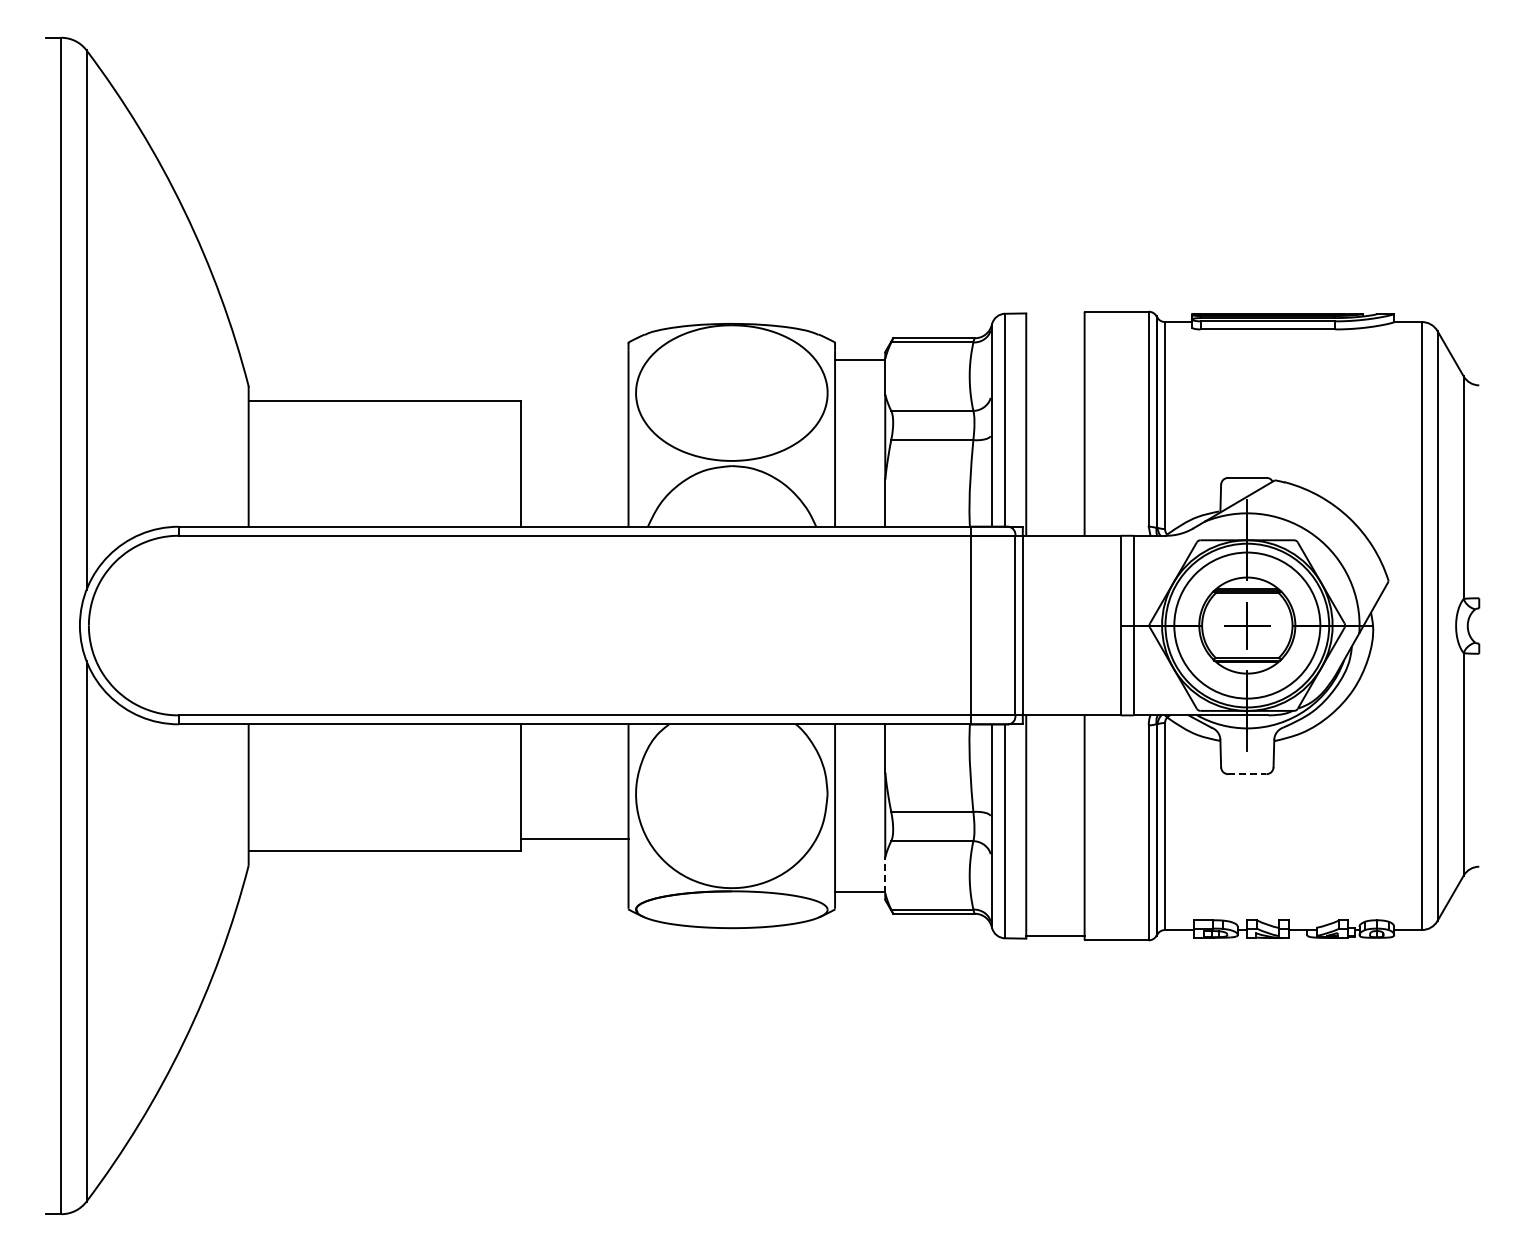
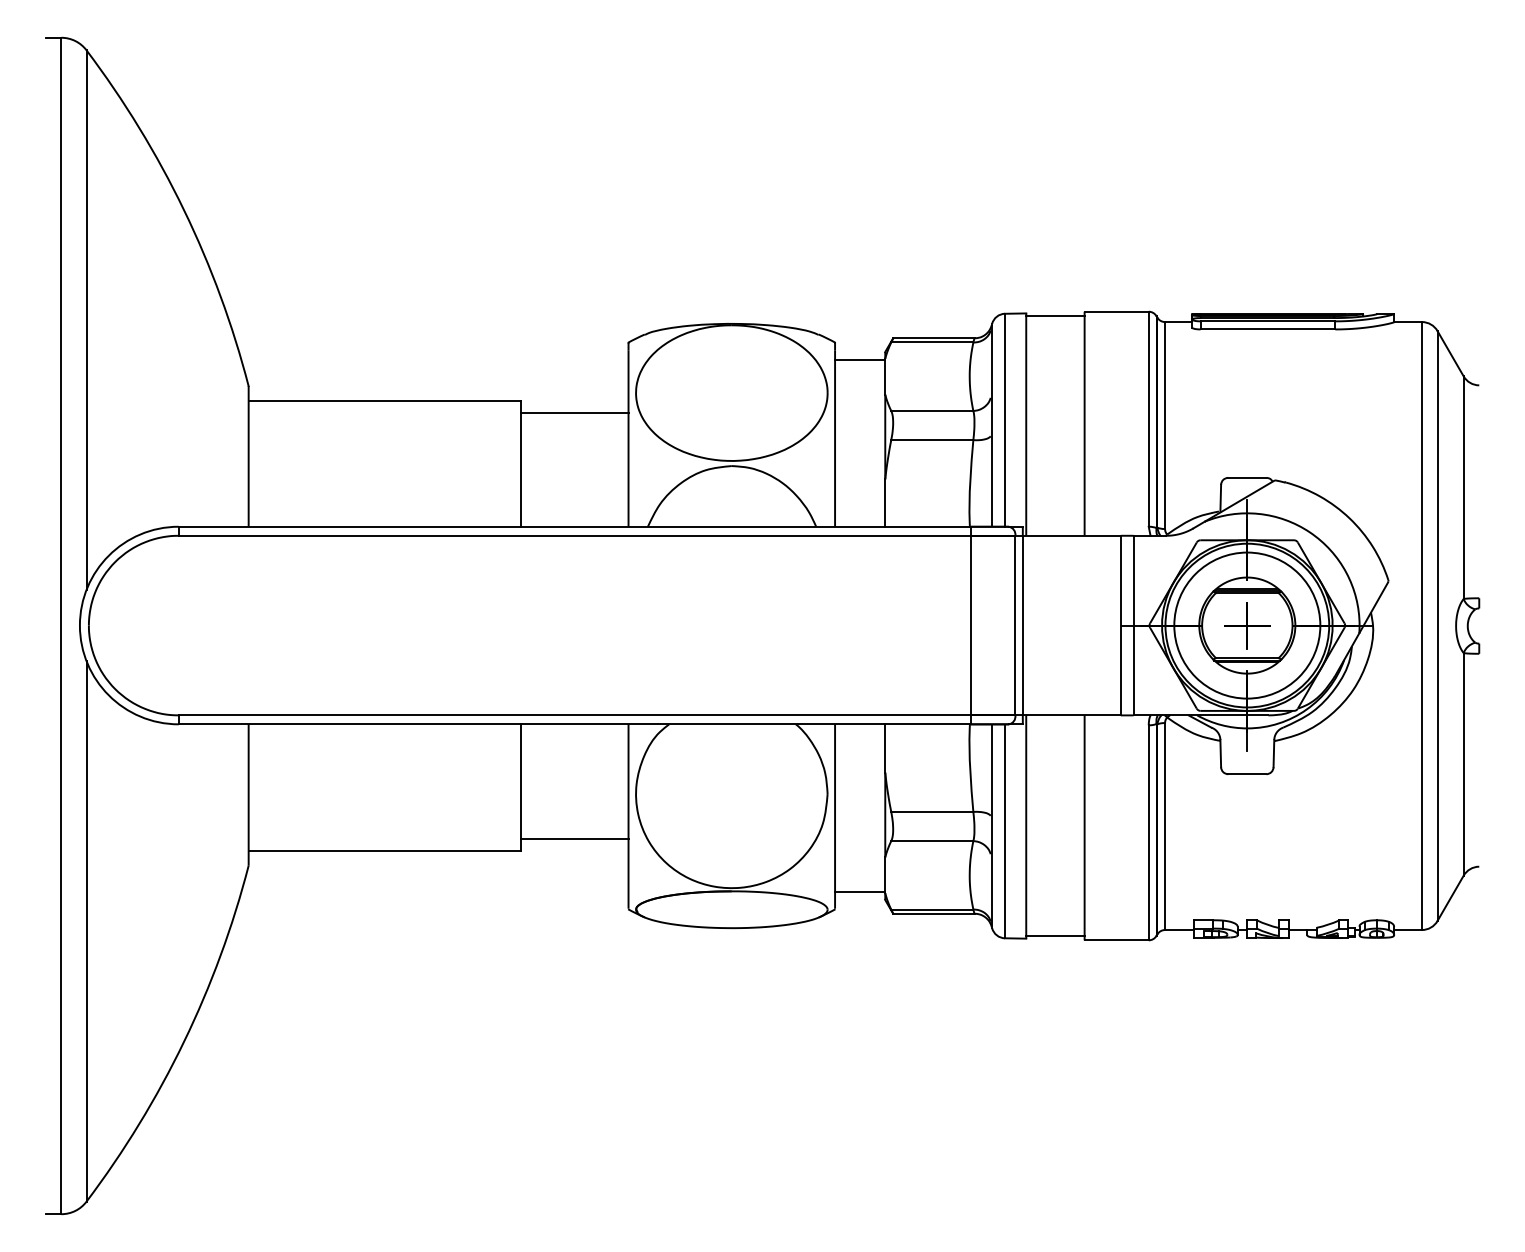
line: none -> present (1055, 316)
line: none -> present (574, 412)
line: dashed -> solid (1247, 774)
line: dashed -> solid (885, 875)
